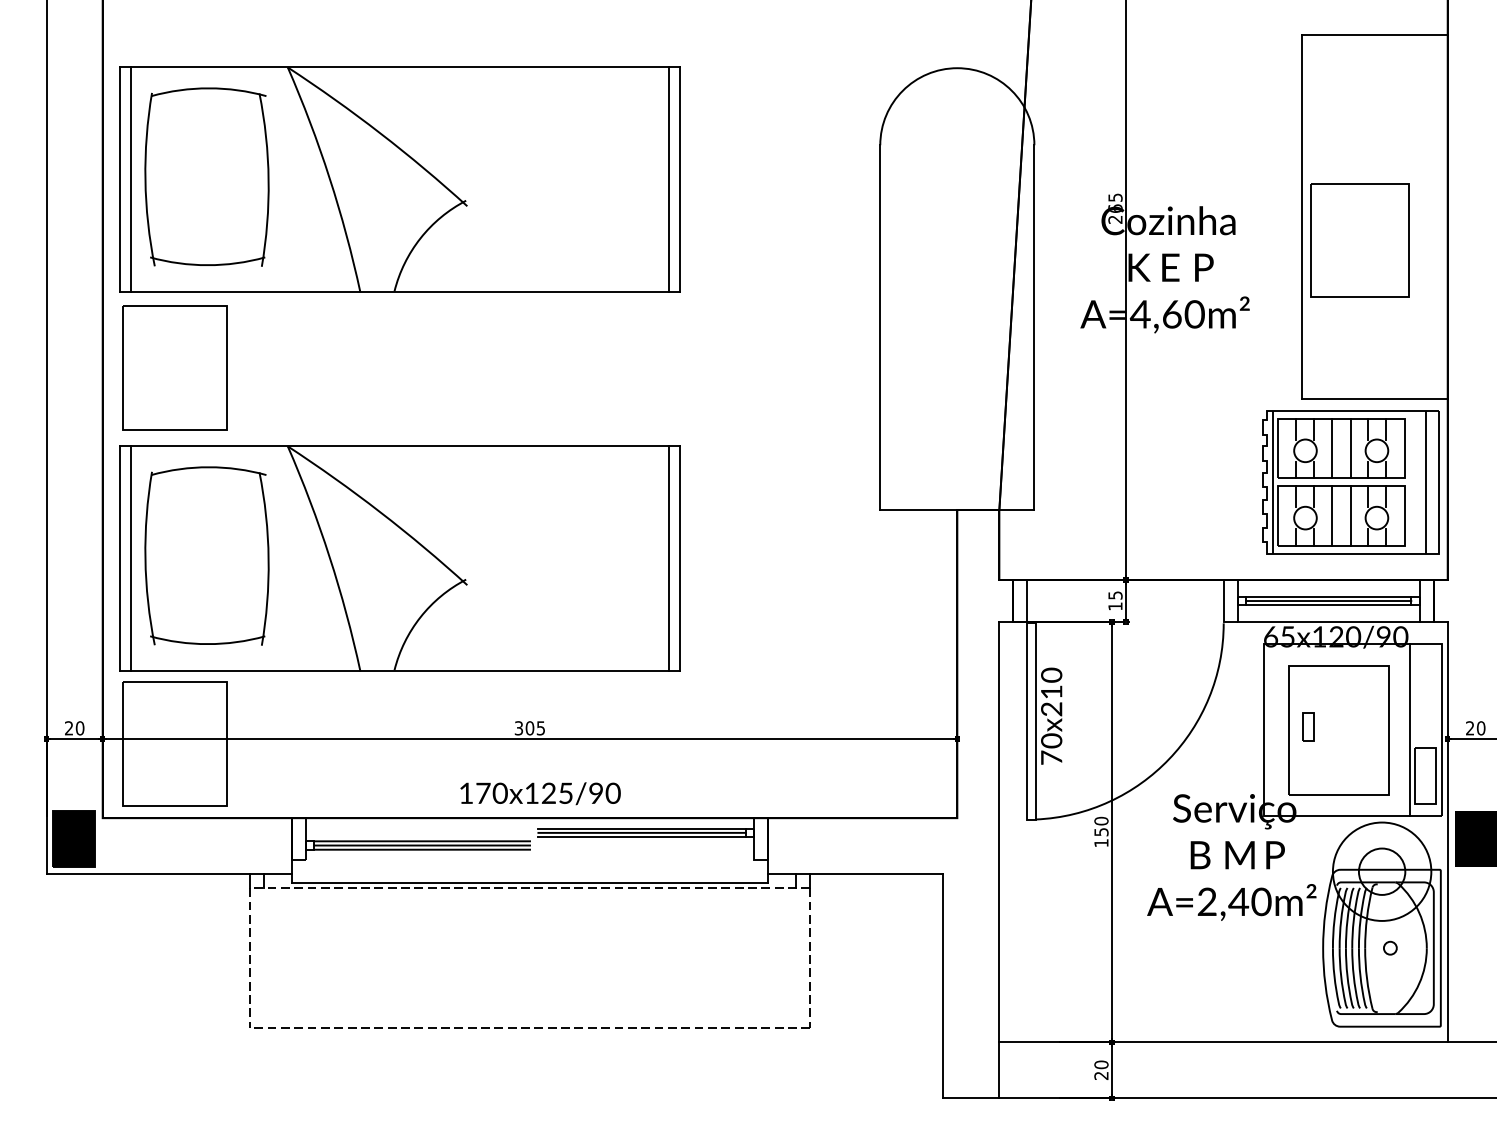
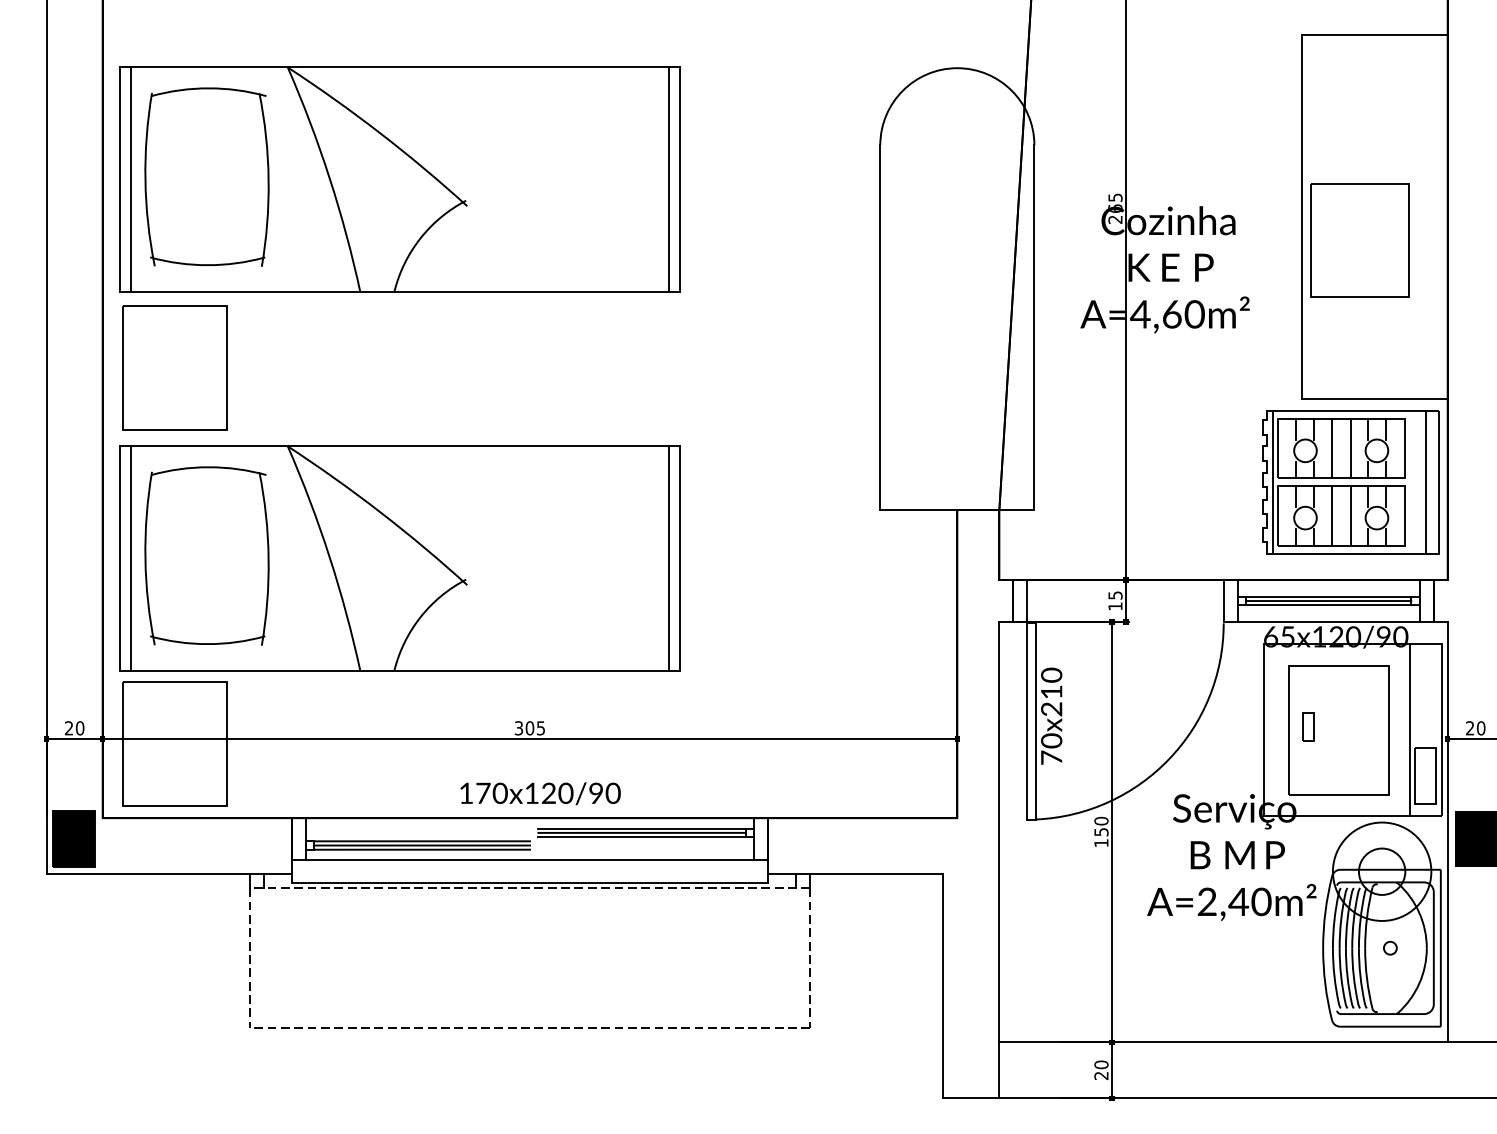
text: 170x125/90 -> 170x120/90 (565, 792)
line: none -> present (529, 860)
